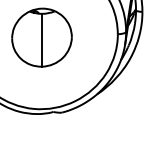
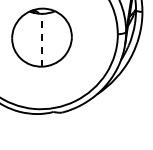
line: solid -> dashed (42, 39)
